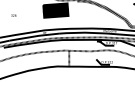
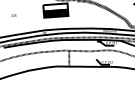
fill: present -> none (55, 7)
